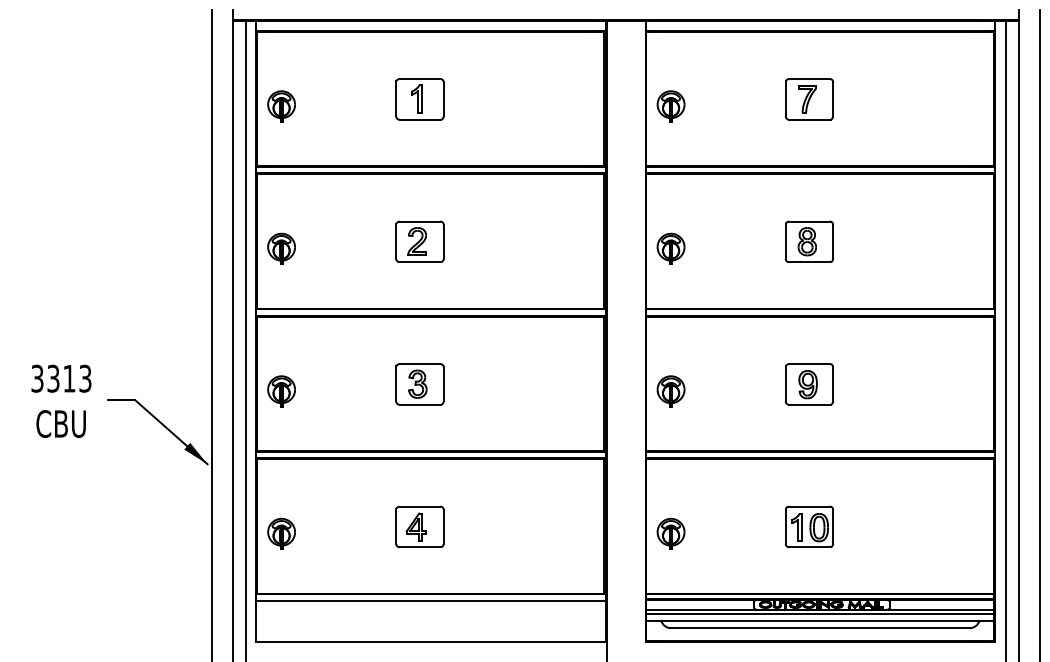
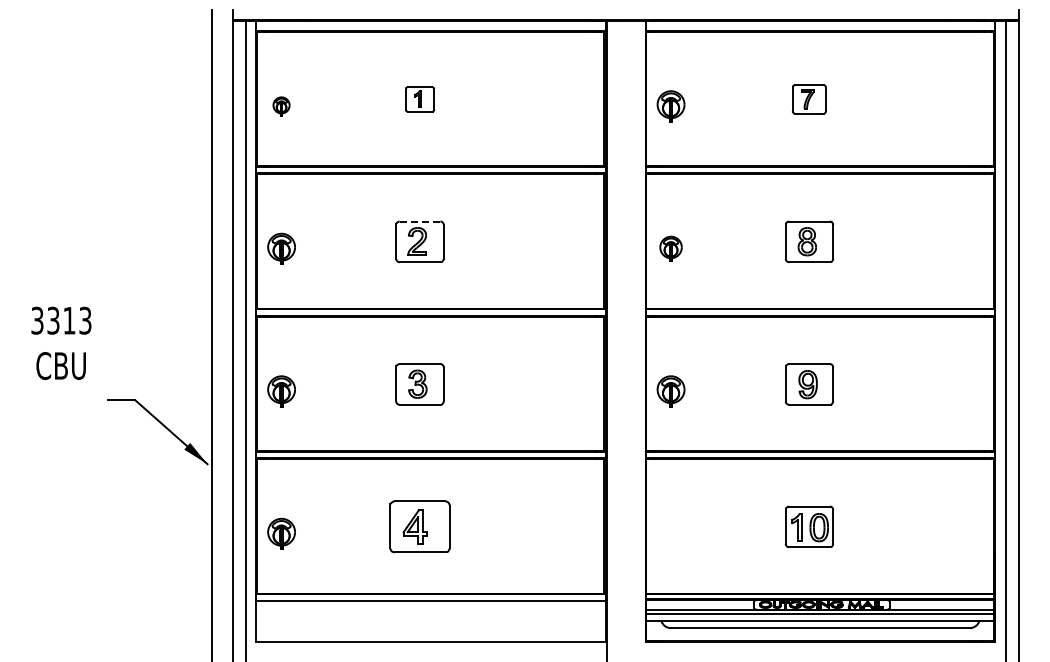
part size: 50x43 px -> 31x27 px (420, 99)
part size: 50x43 px -> 36x31 px (808, 99)
part size: 29x33 px -> 19x21 px (281, 106)
line: solid -> dashed (419, 221)
part size: 30x33 px -> 24x27 px (670, 248)
line: present -> none (1039, 333)
text position: (61, 400) -> (61, 342) (61, 342)
part size: 50x44 px -> 62x54 px (419, 526)
part: present -> none (670, 533)
